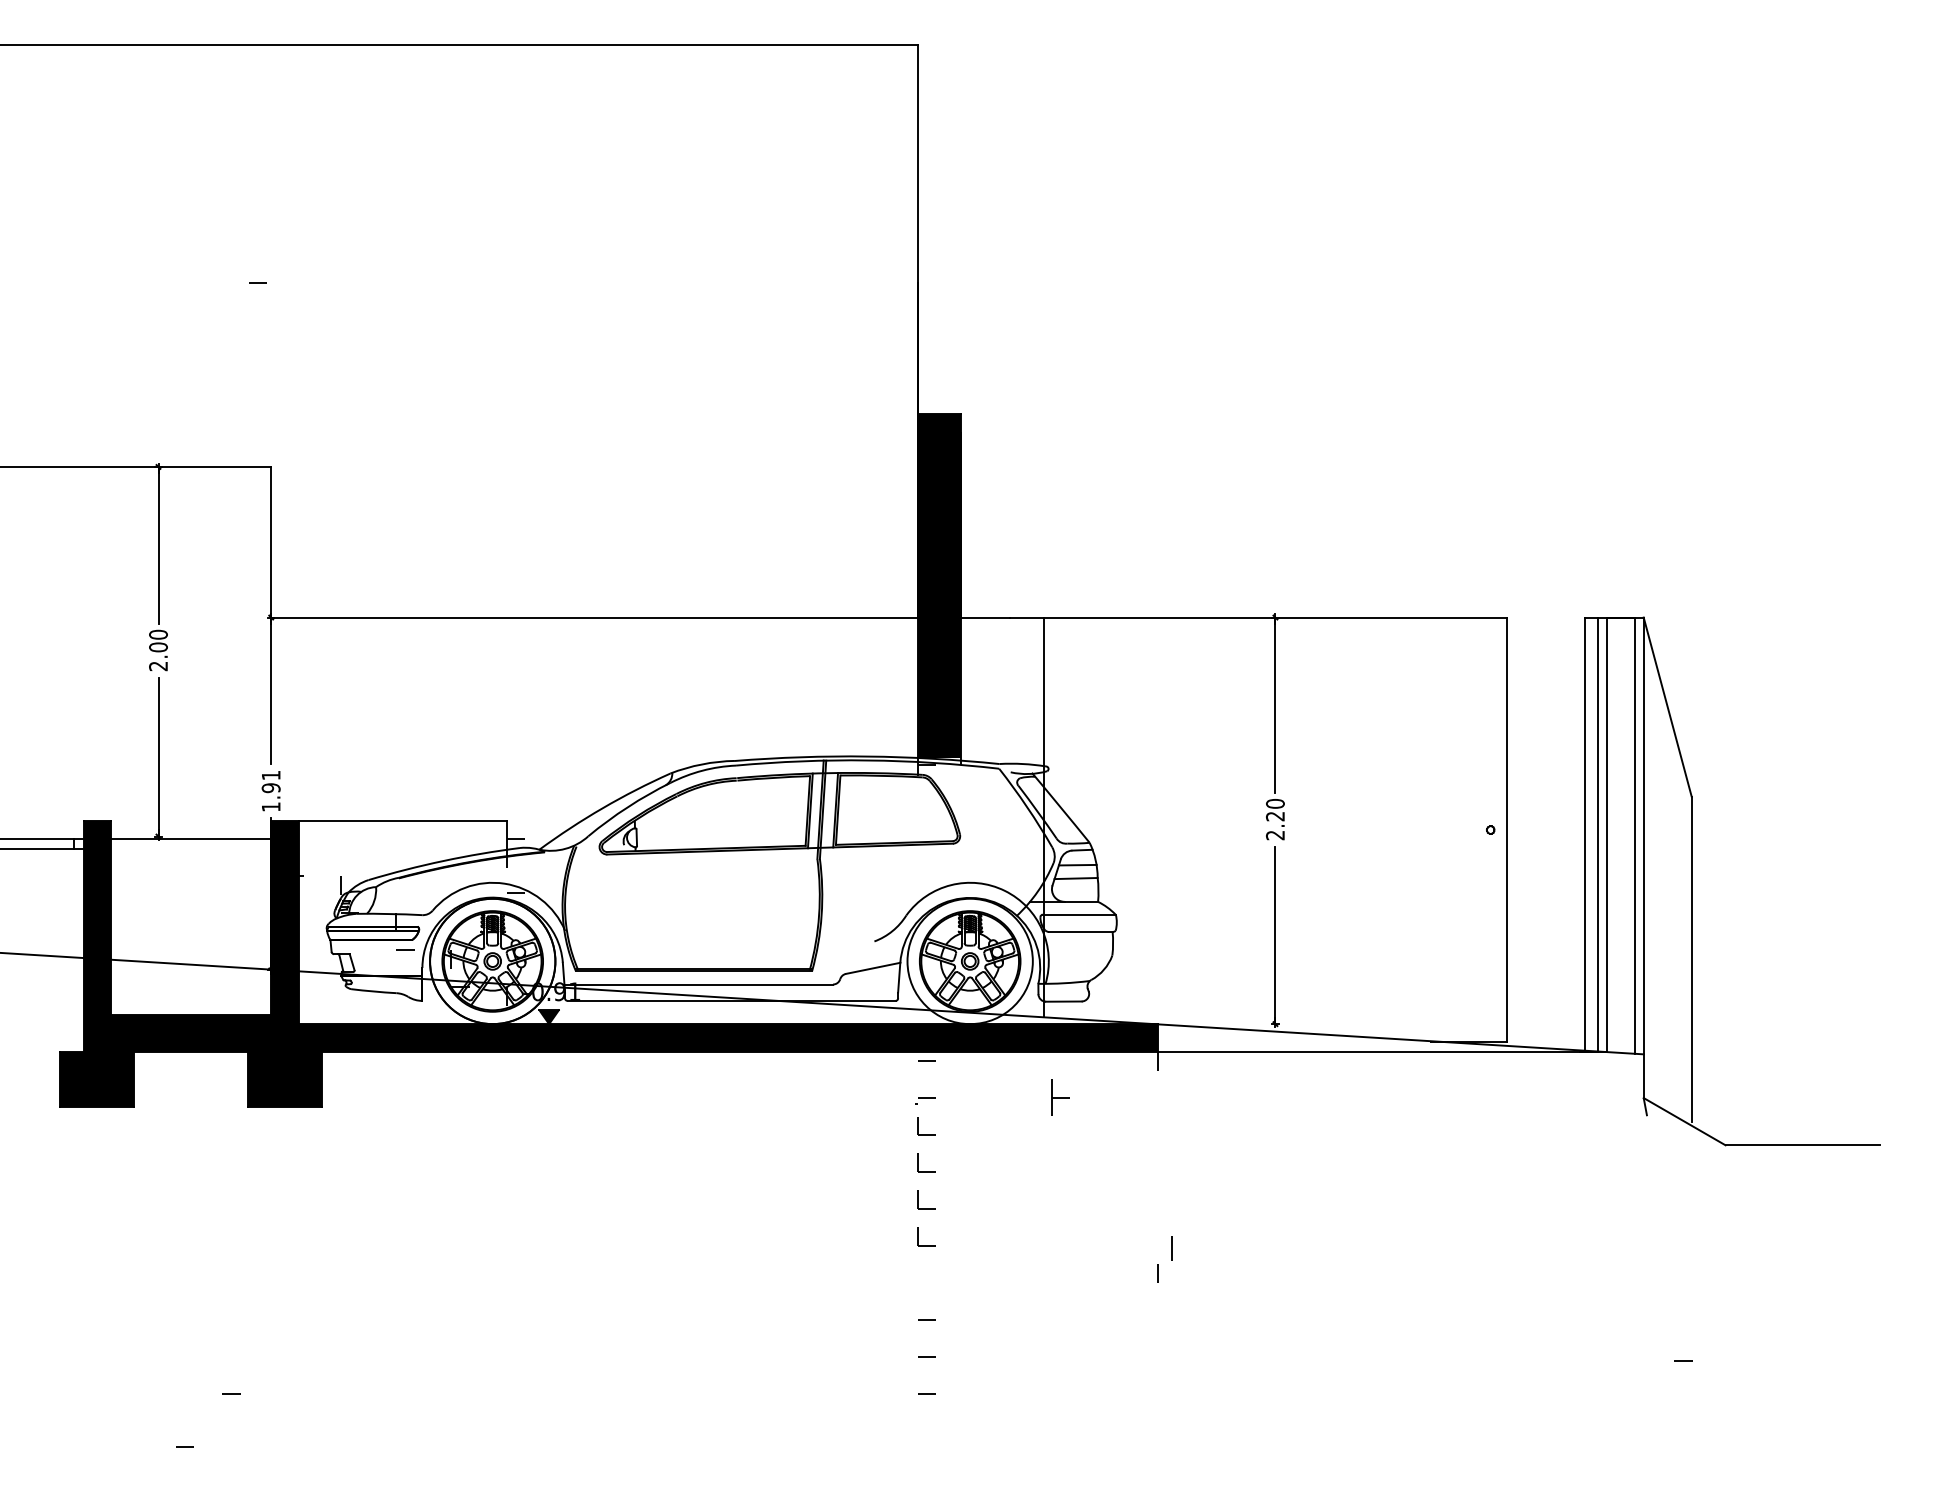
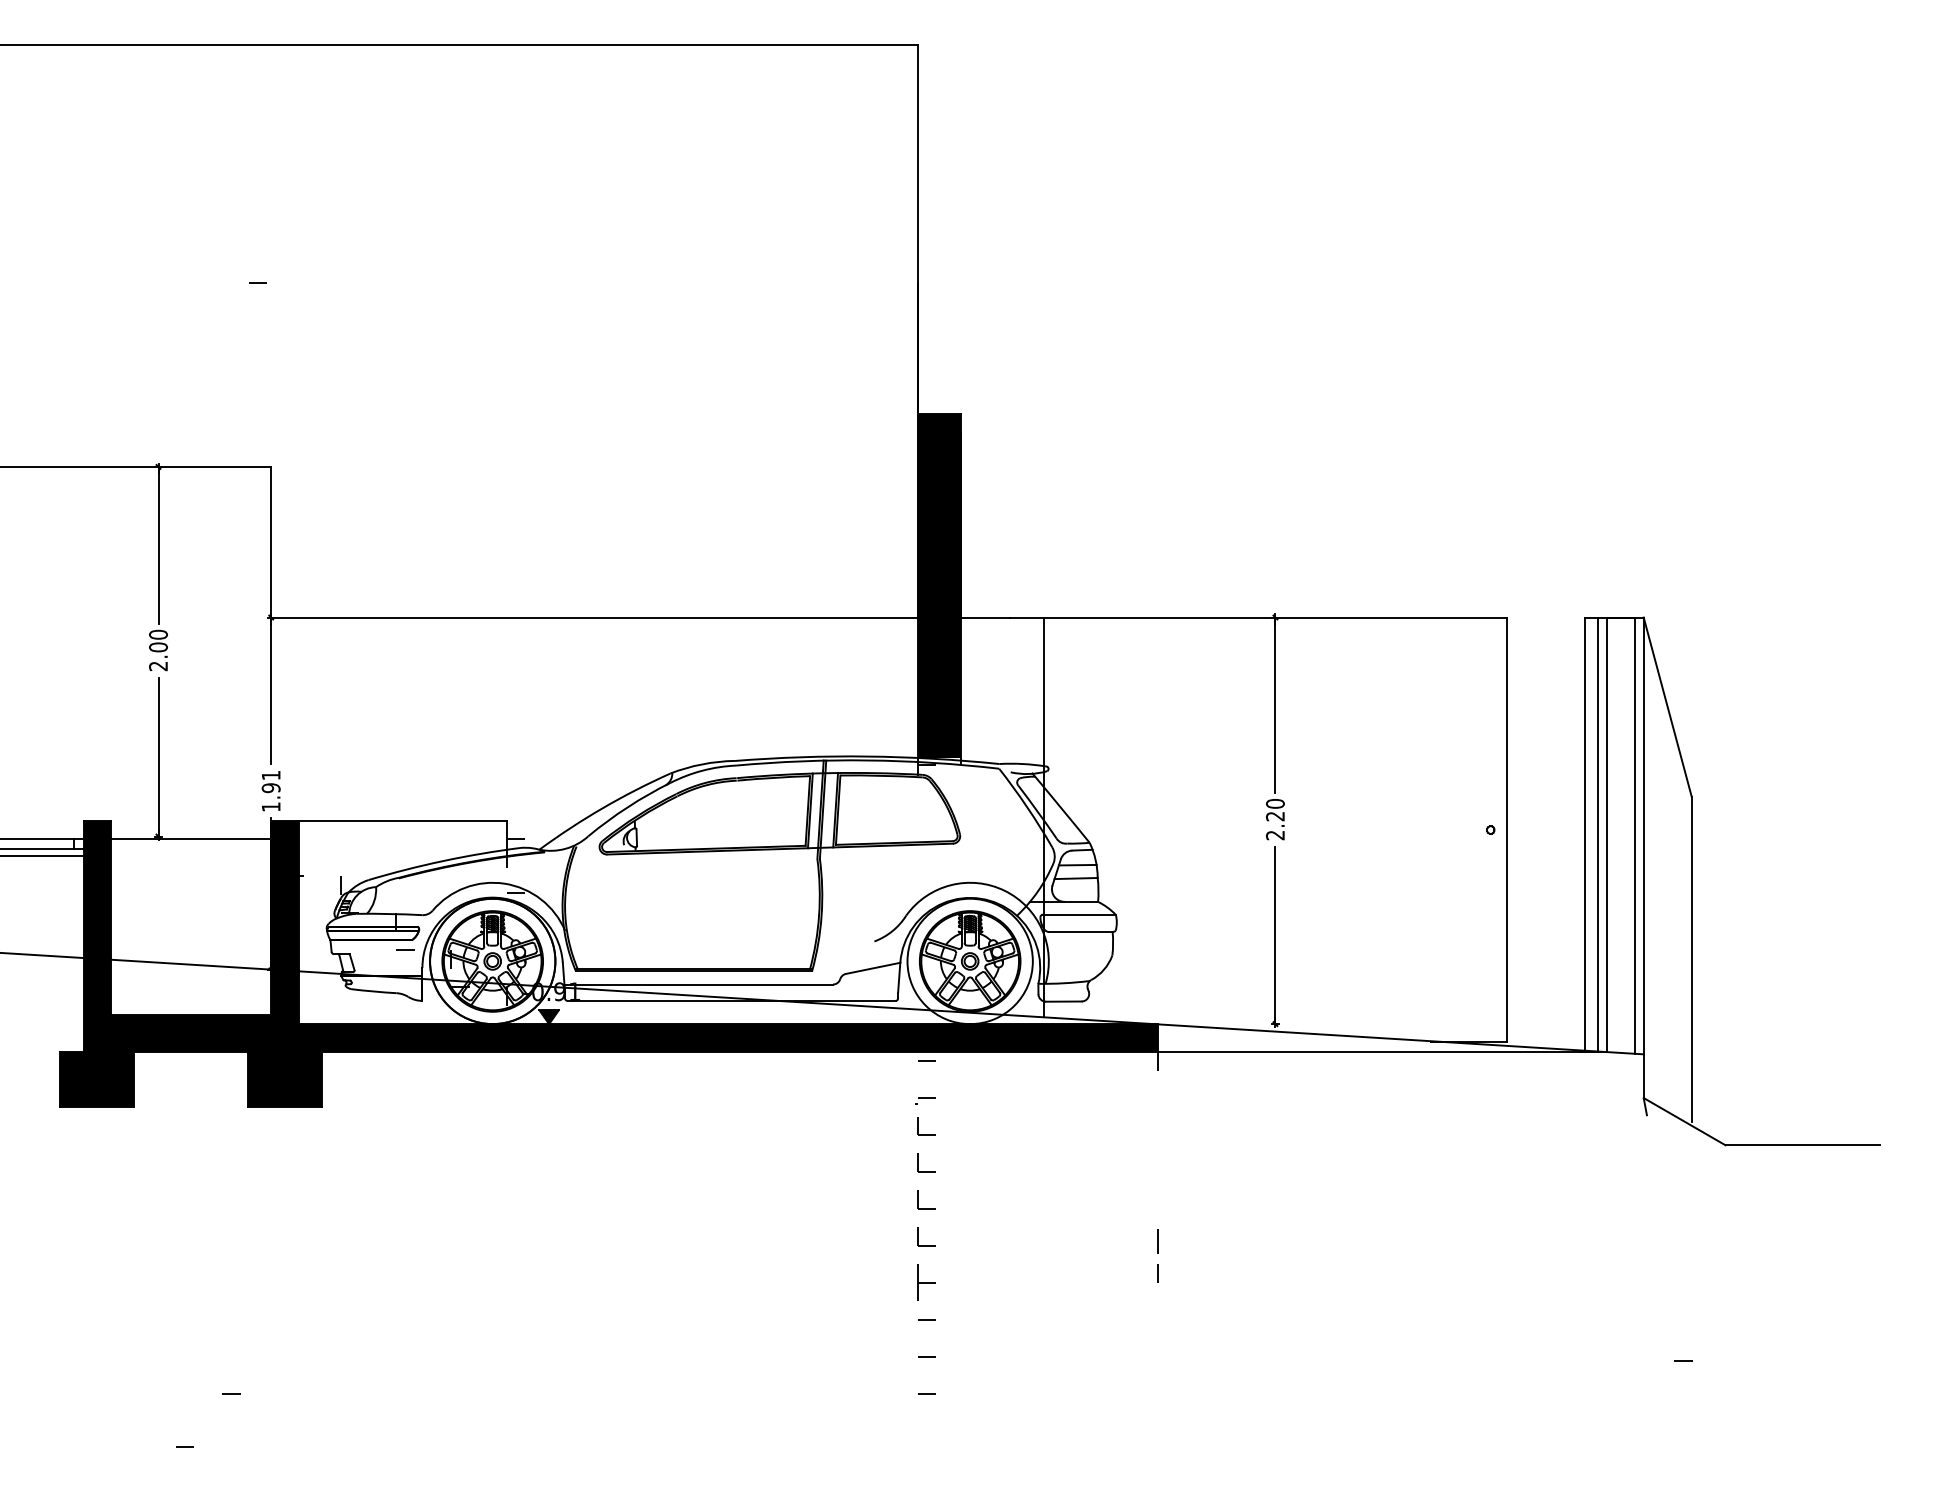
line: none -> present (42, 855)
part position: (1060, 1097) -> (926, 1282) (926, 1282)
line position: (1171, 1248) -> (1157, 1241) (1157, 1241)
